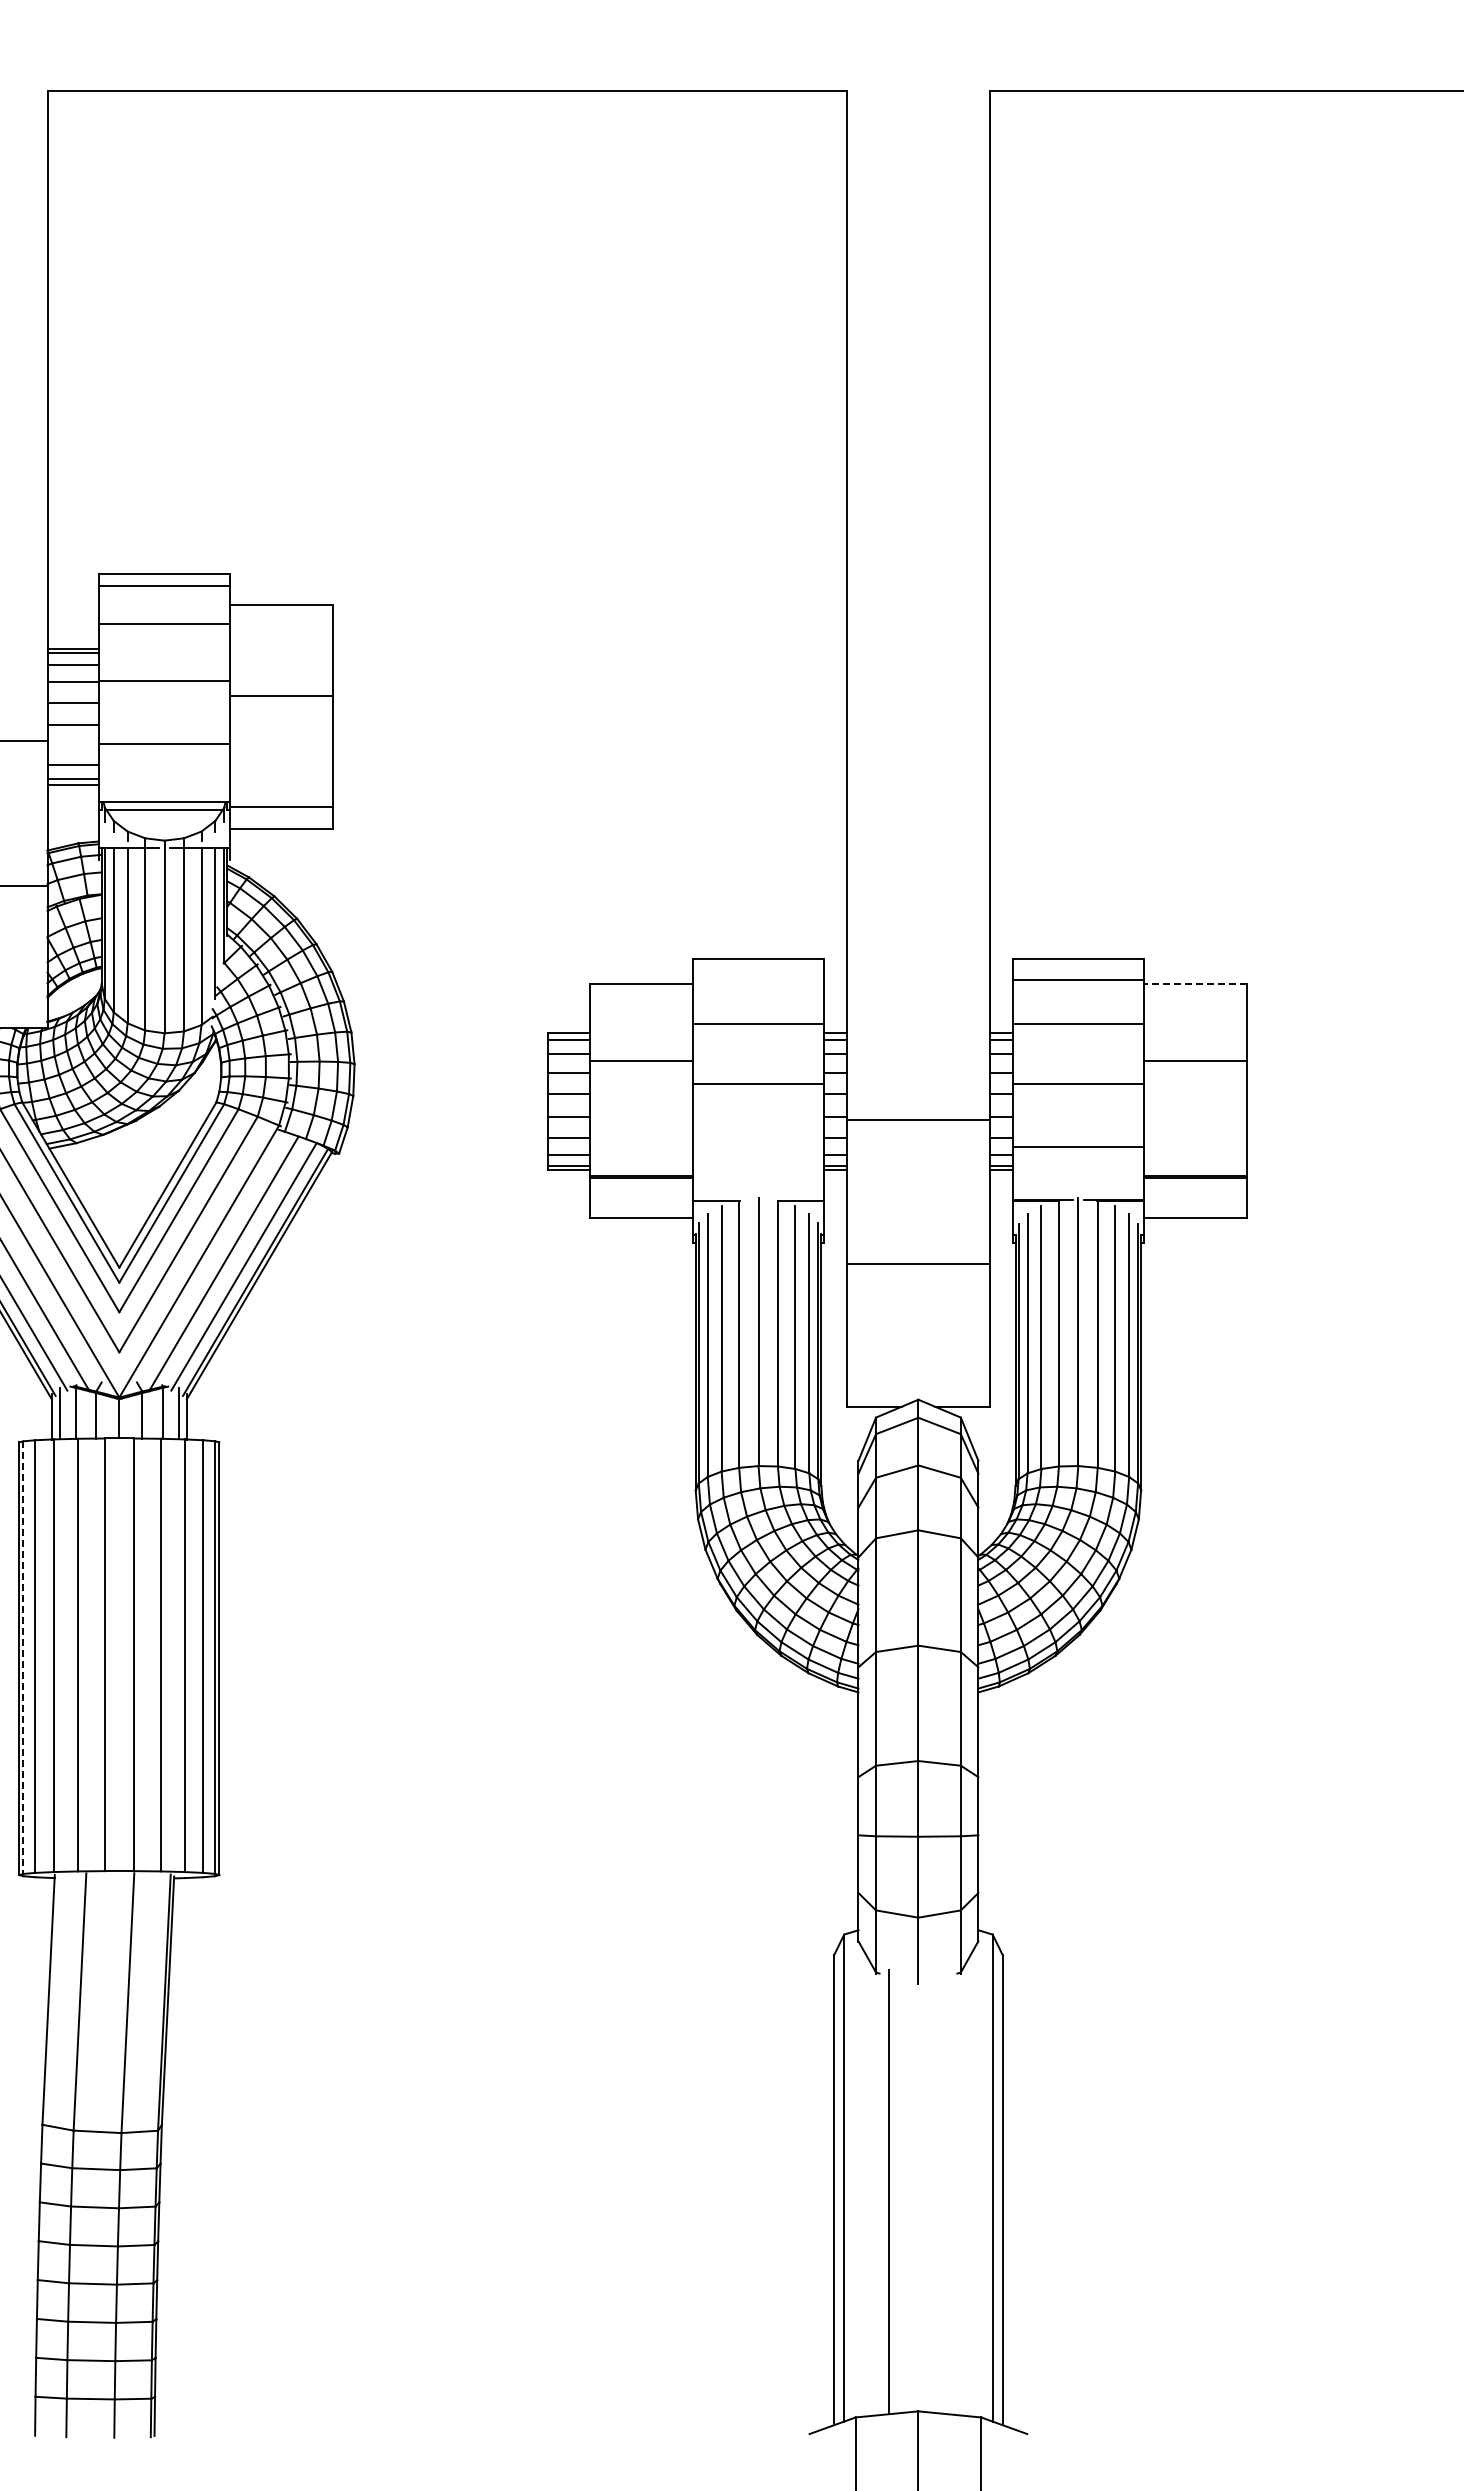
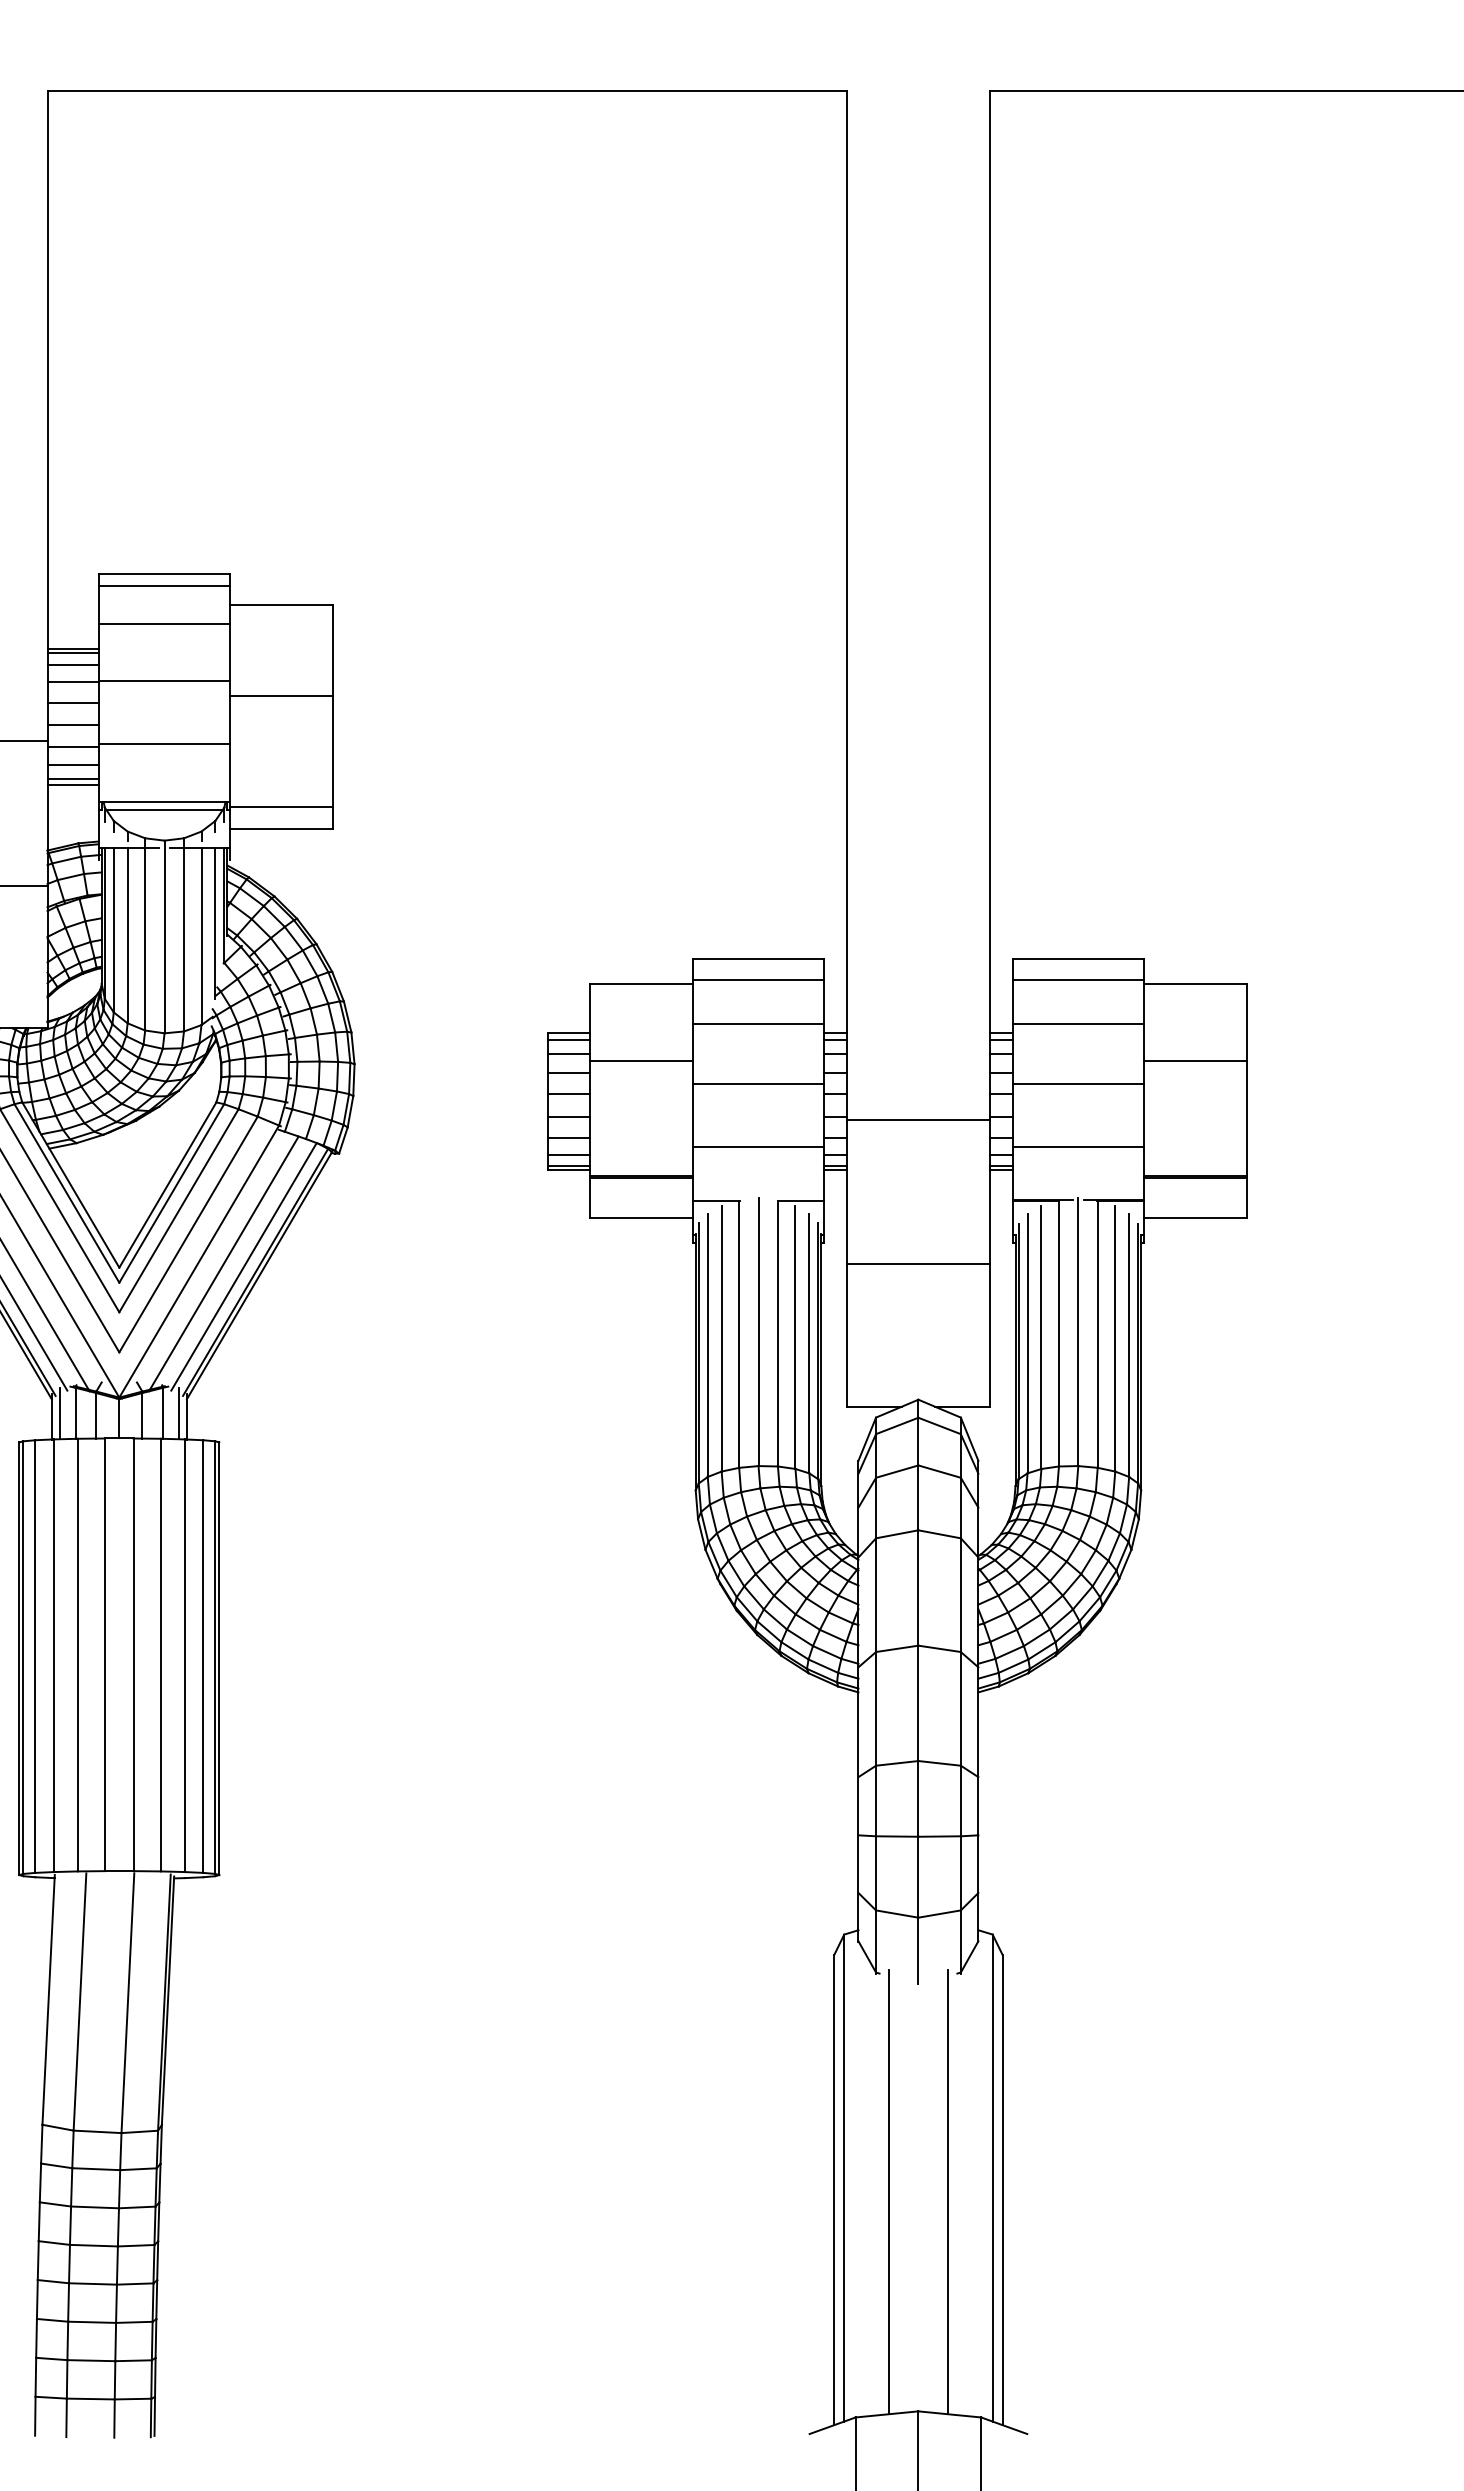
line: none -> present (72, 747)
line: none -> present (758, 979)
line: dashed -> solid (1194, 984)
line: none -> present (758, 1147)
line: dashed -> solid (23, 1658)
line: none -> present (947, 2192)
